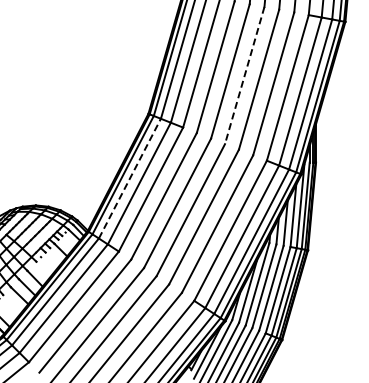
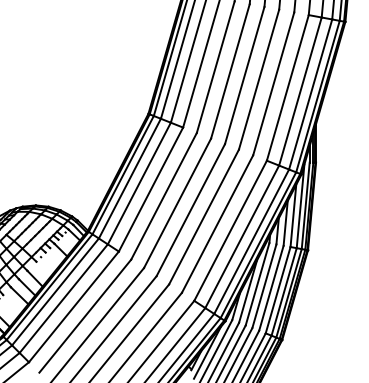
line: dashed -> solid (244, 76)
line: dashed -> solid (130, 178)
